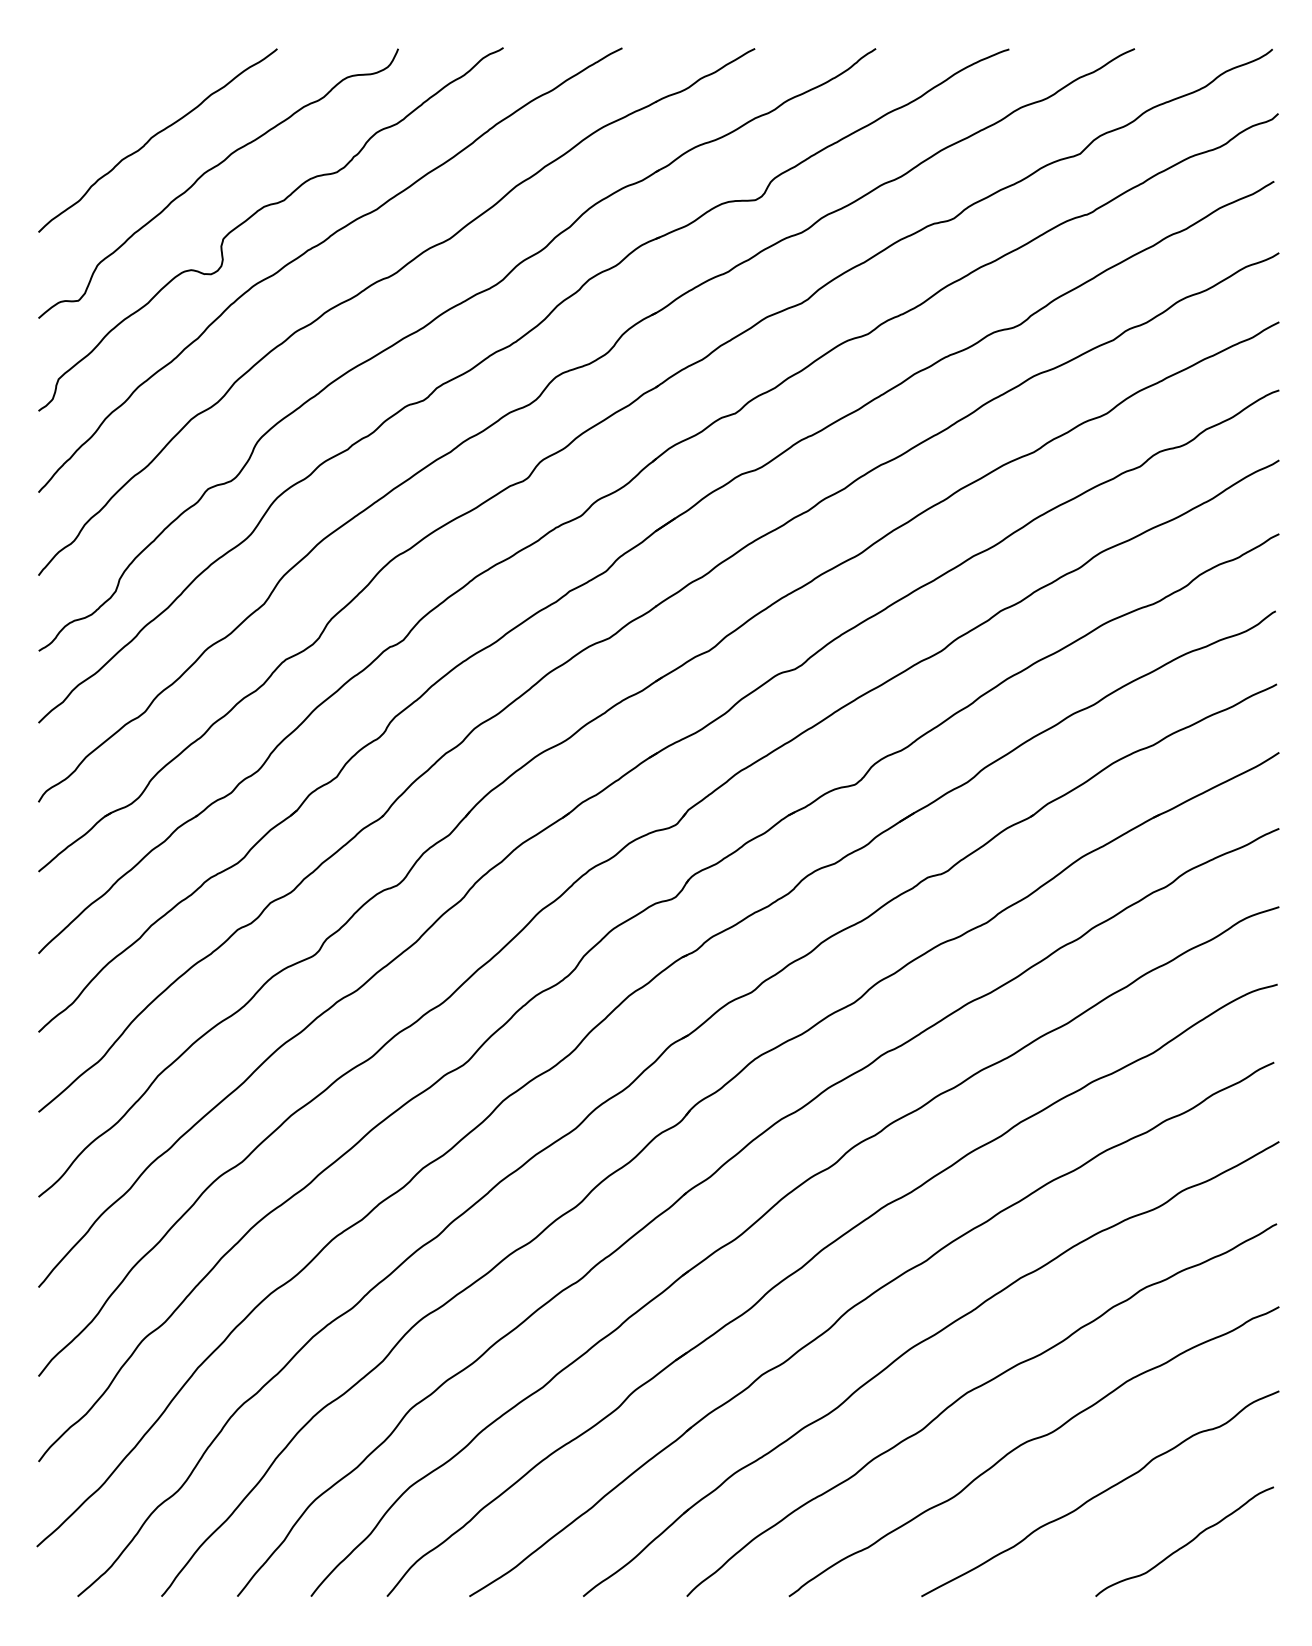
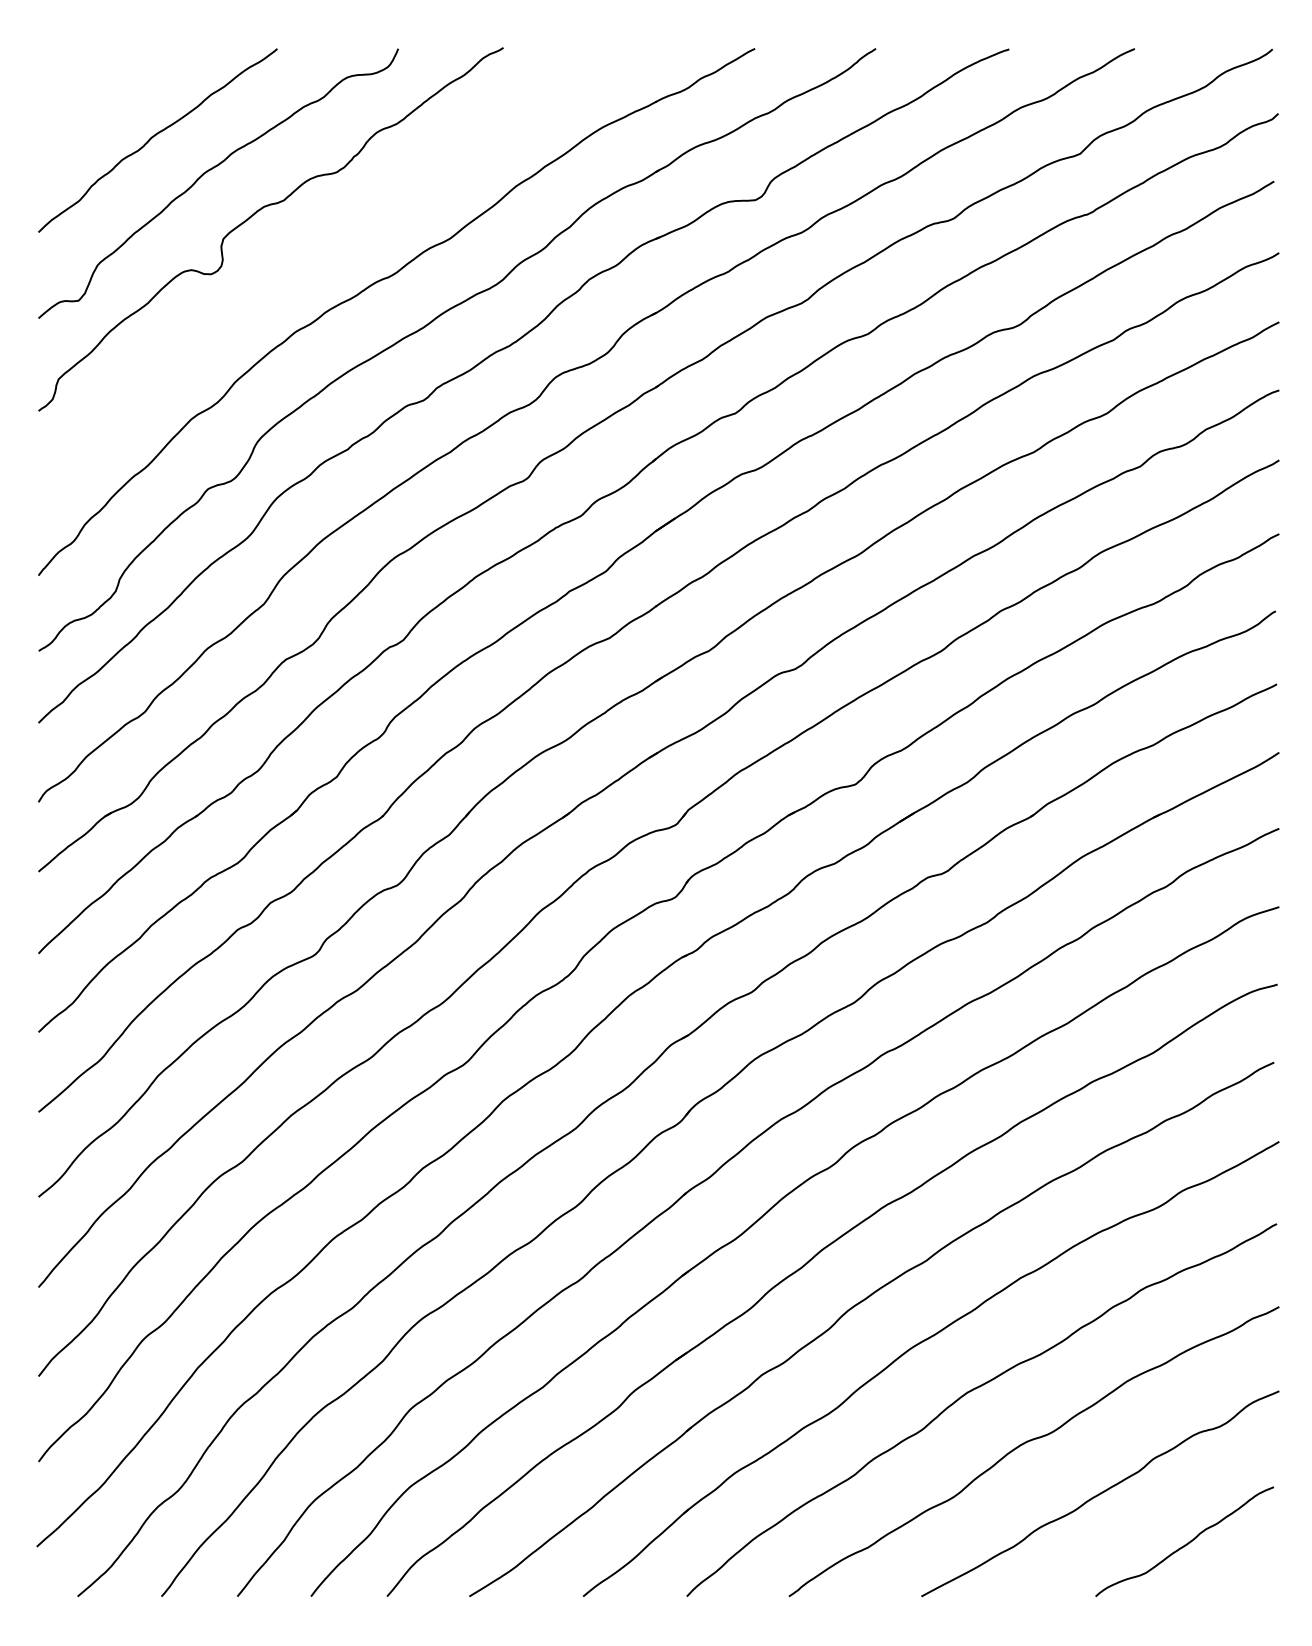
curve: present -> none (319, 245)
